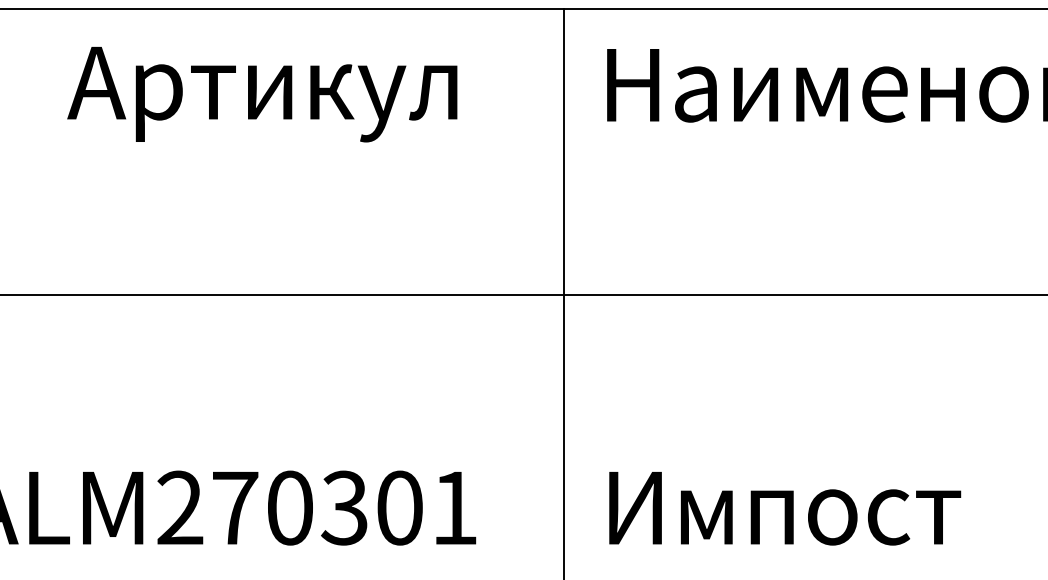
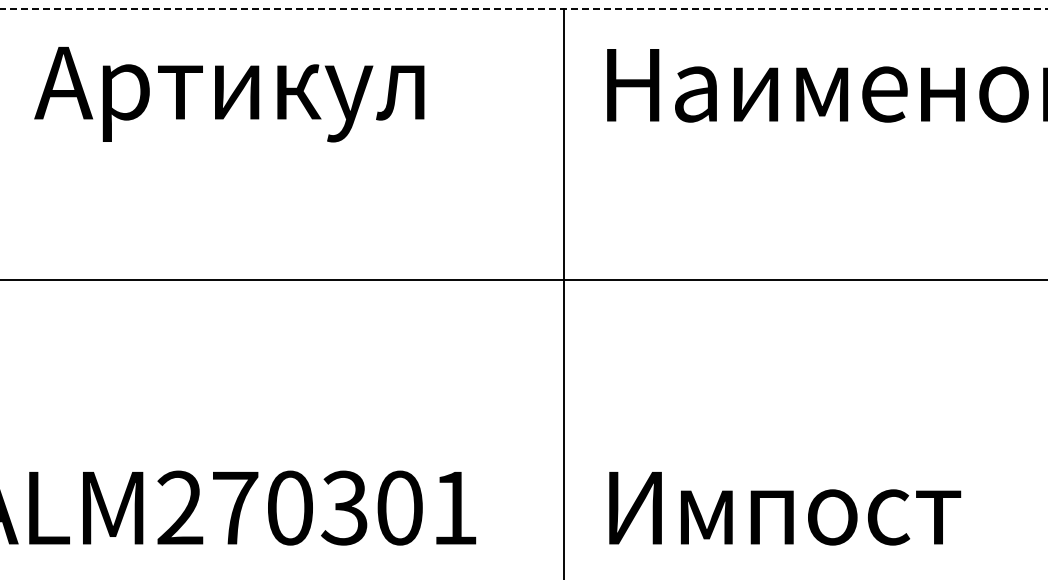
line: solid -> dashed (524, 8)
text position: (262, 94) -> (229, 94) (229, 94)
line position: (523, 295) -> (523, 280) (523, 280)
